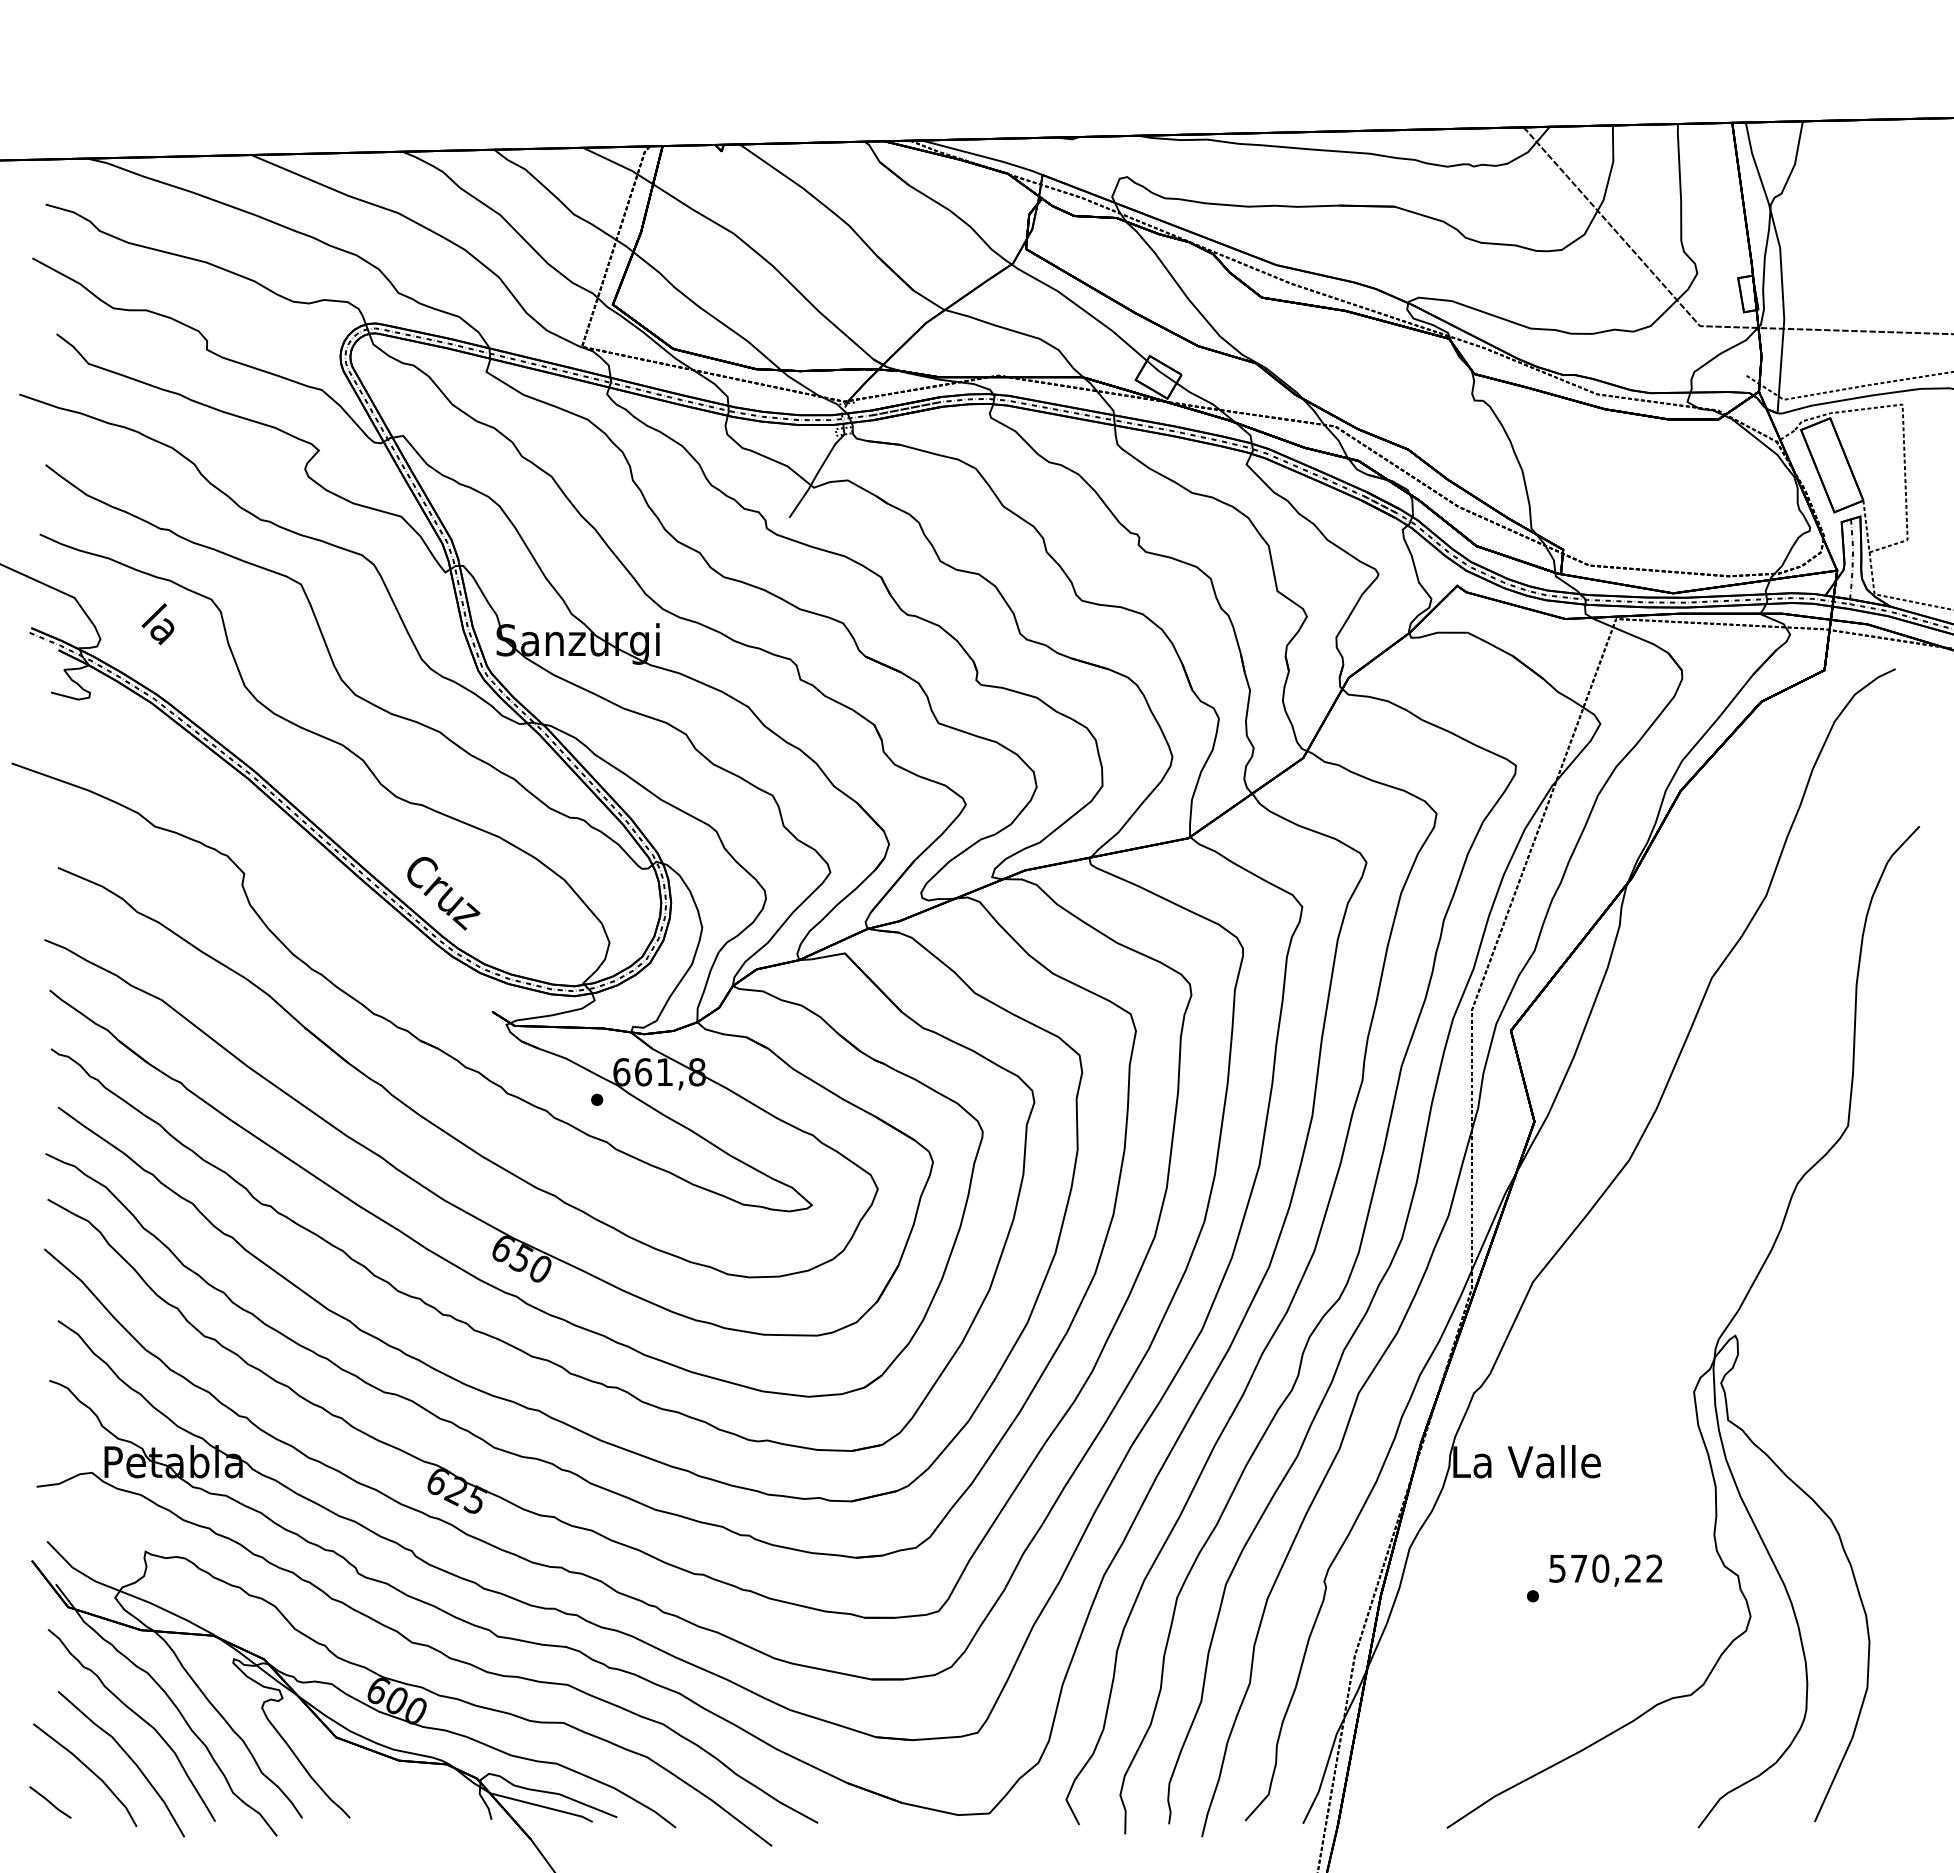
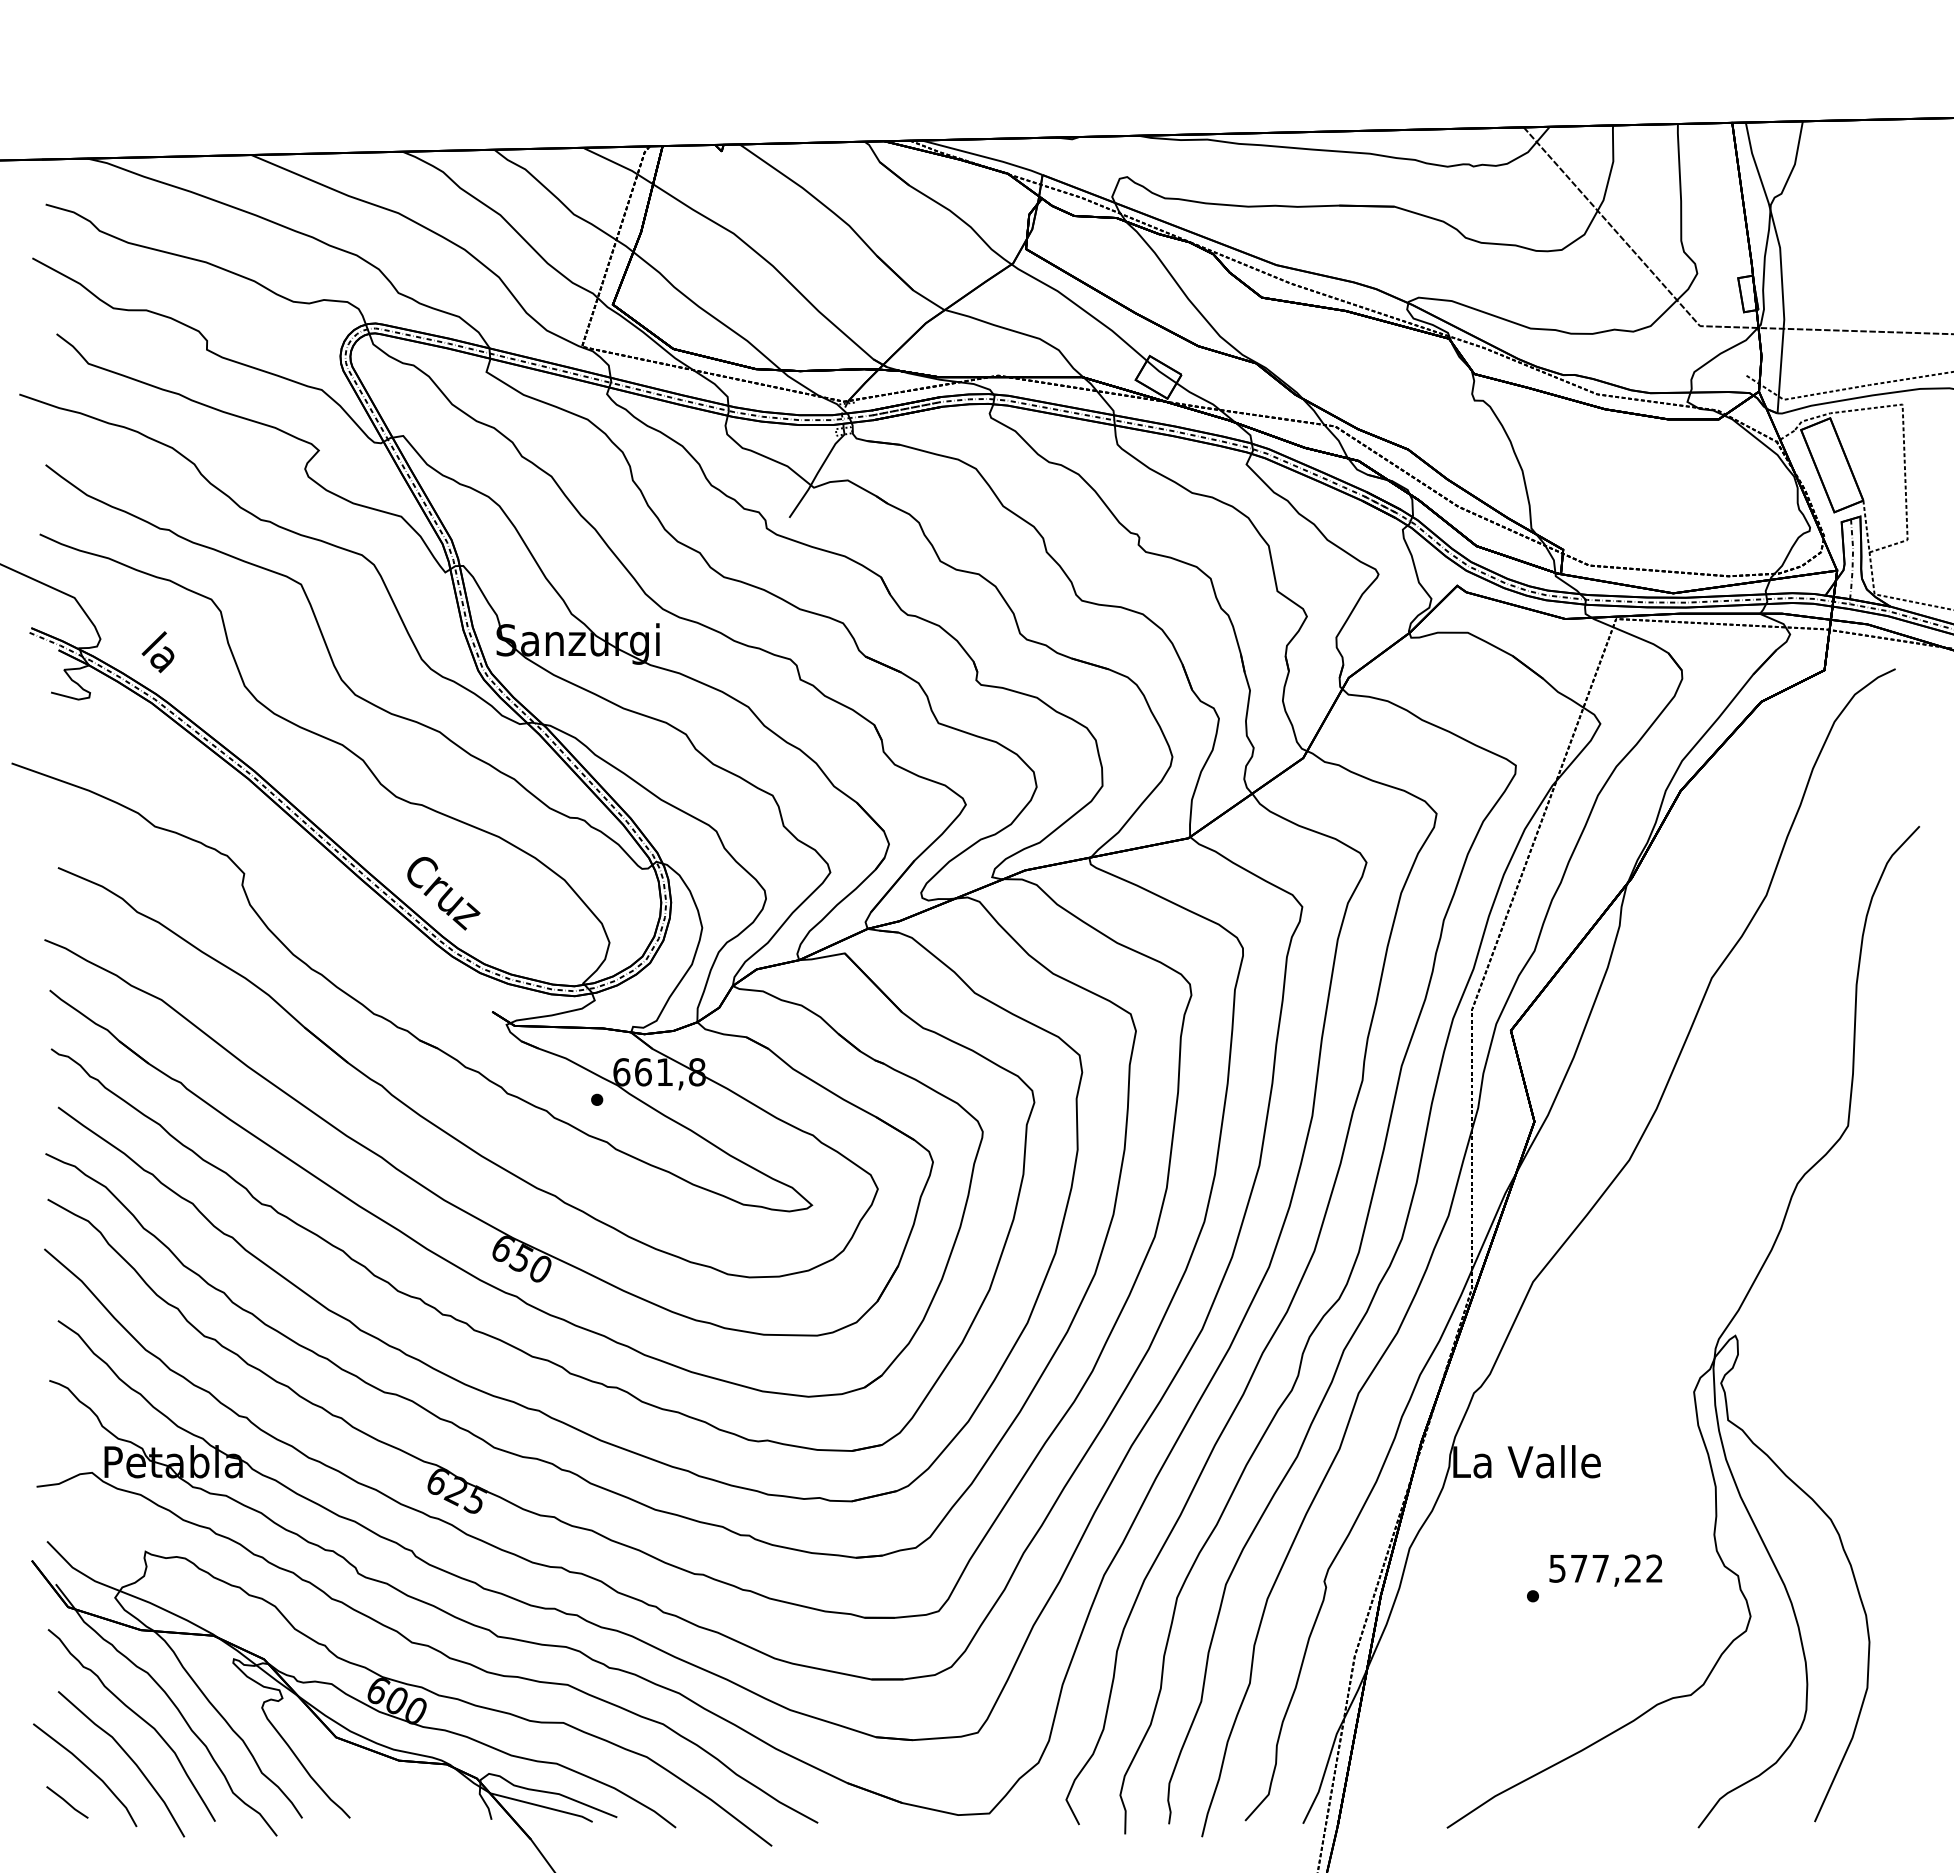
text position: (157, 624) -> (157, 652) (157, 652)
text: 570,22 -> 577,22 (1600, 1568)
line position: (50, 1802) -> (67, 1802) (67, 1802)
